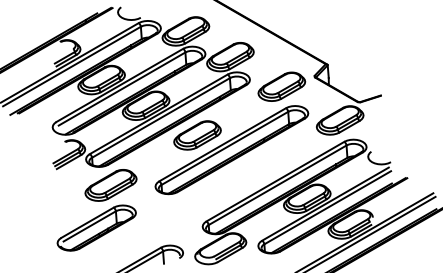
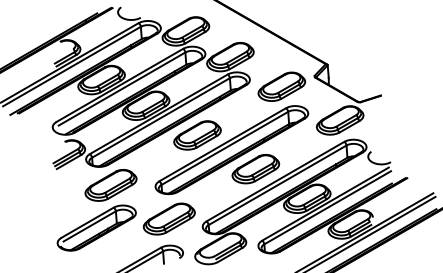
part: none -> present (255, 169)
part: none -> present (168, 218)
